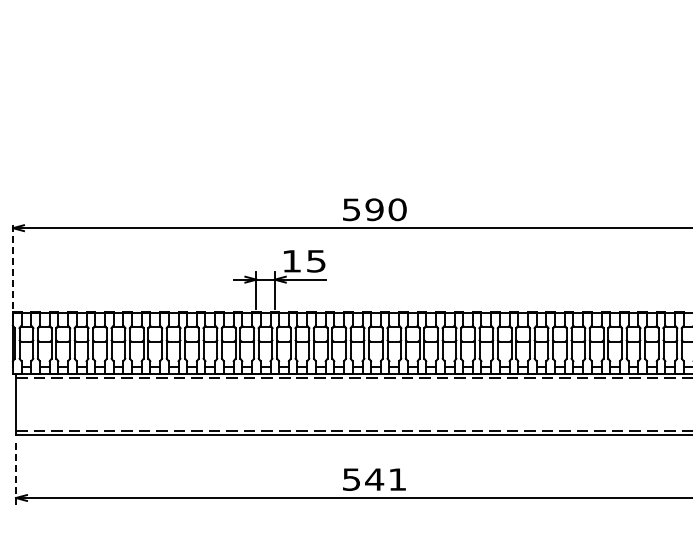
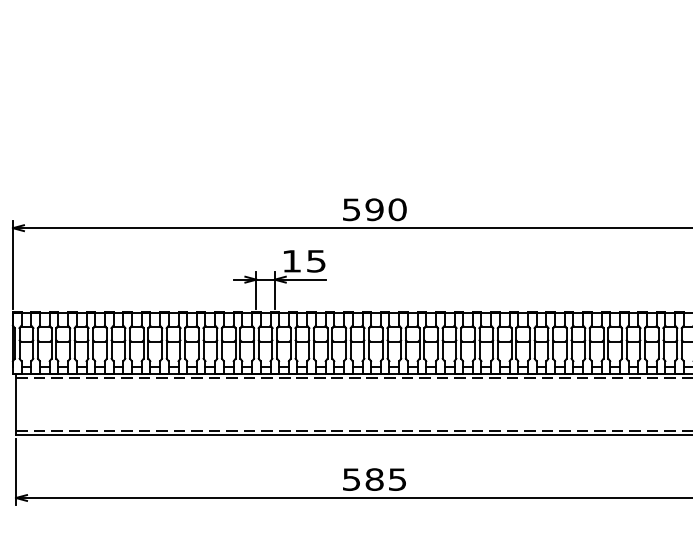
line: dashed -> solid (12, 264)
line: dashed -> solid (16, 471)
text: 541 -> 585 (385, 479)
